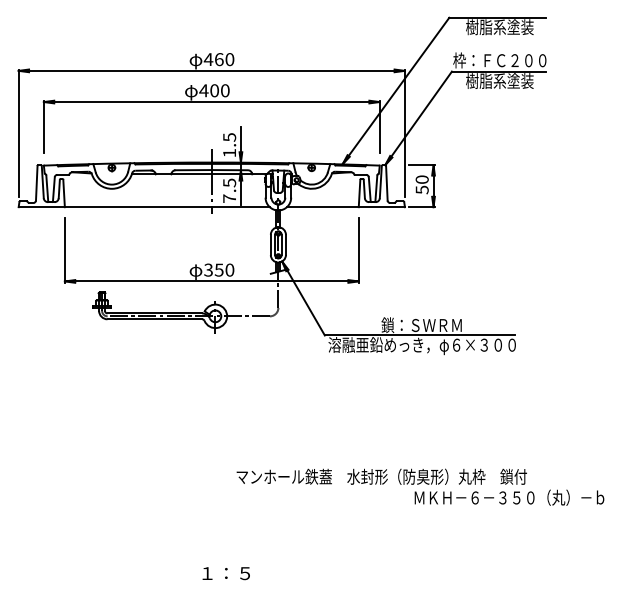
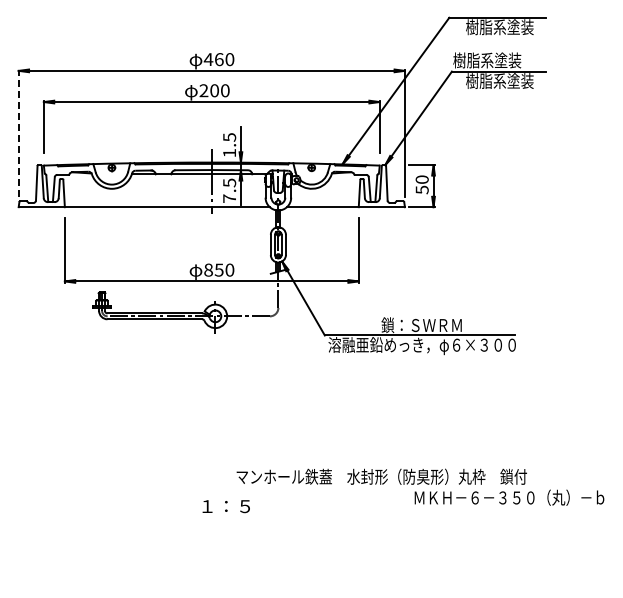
text: 枠：ＦＣ２００ -> 樹脂系塗装 (500, 60)
text: 400 -> 200 (203, 90)
line: solid -> dashed (18, 133)
text: 350 -> 850 (208, 269)
text position: (225, 573) -> (225, 506) (225, 506)
